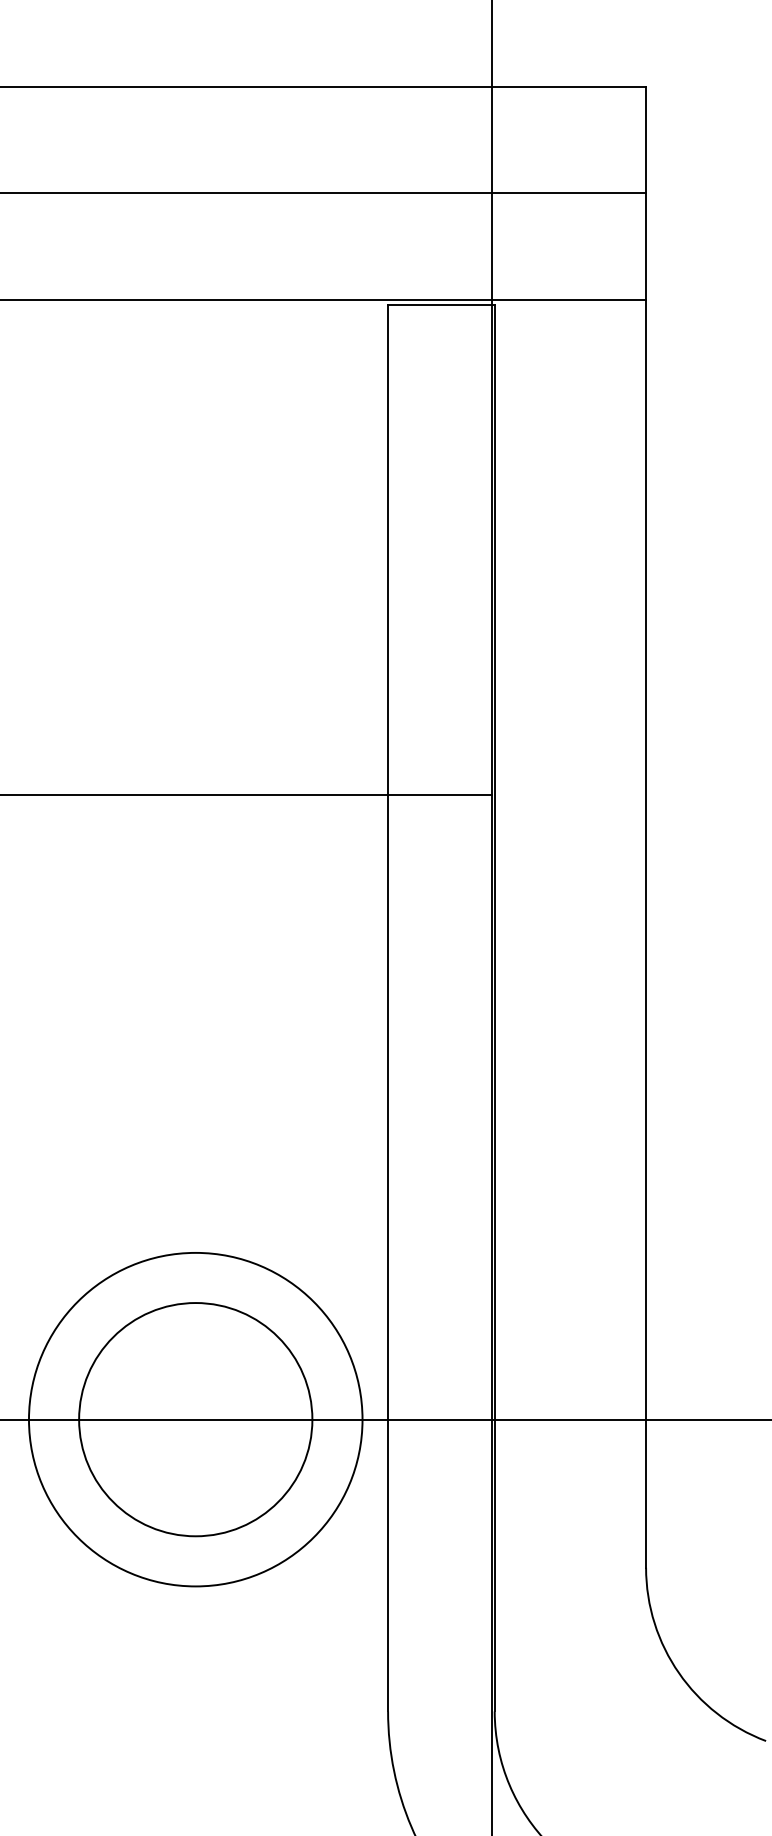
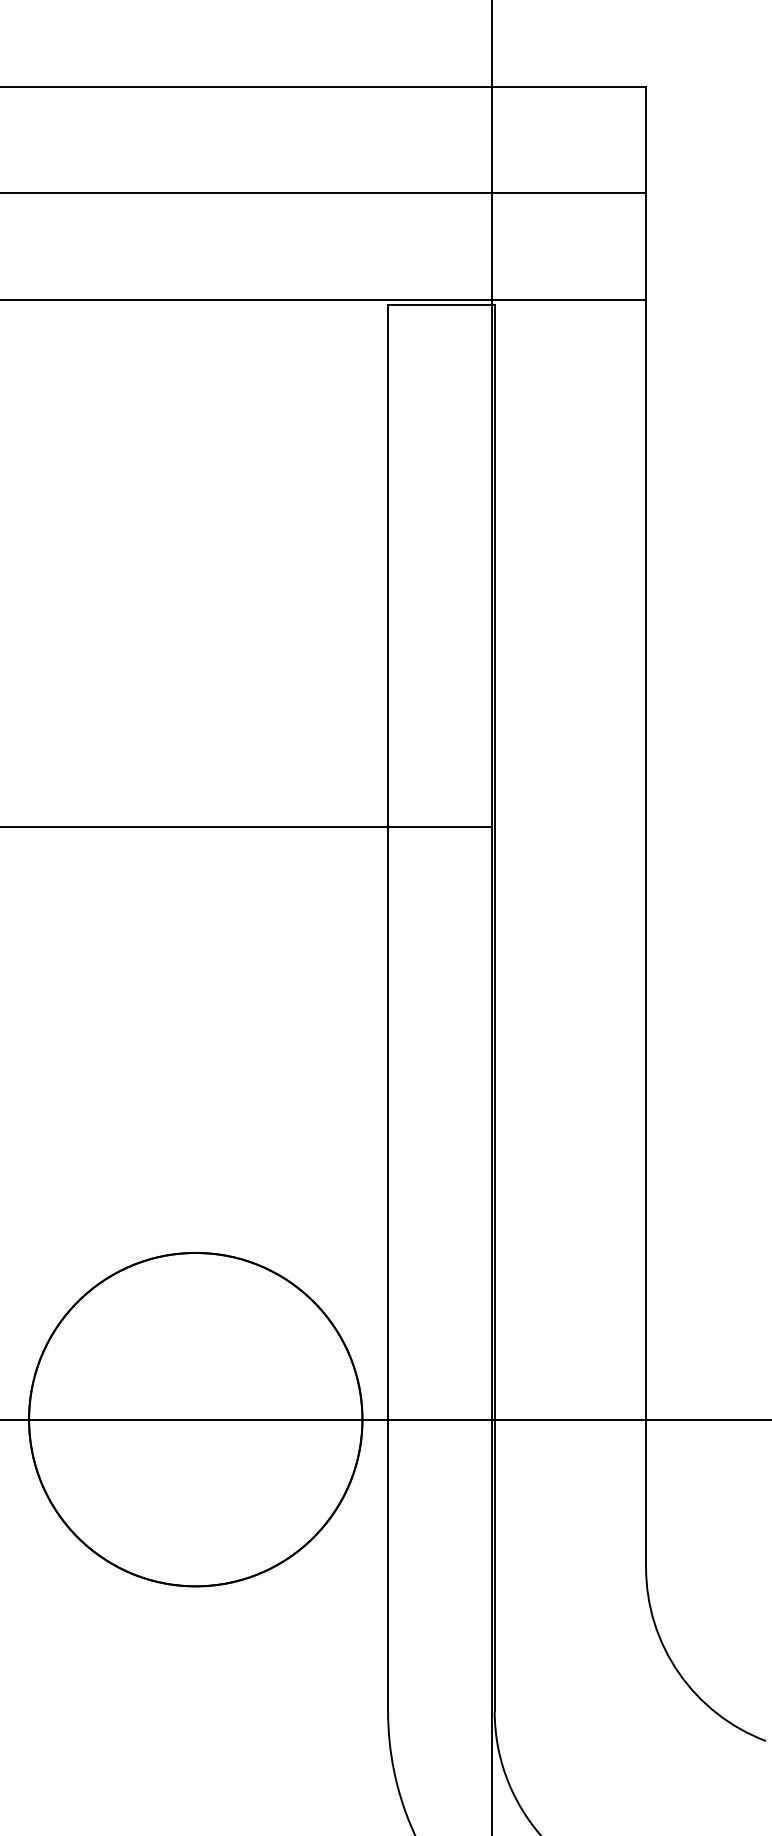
line position: (246, 795) -> (246, 827) (246, 827)
circle diameter: 233 px -> 333 px (195, 1419)
